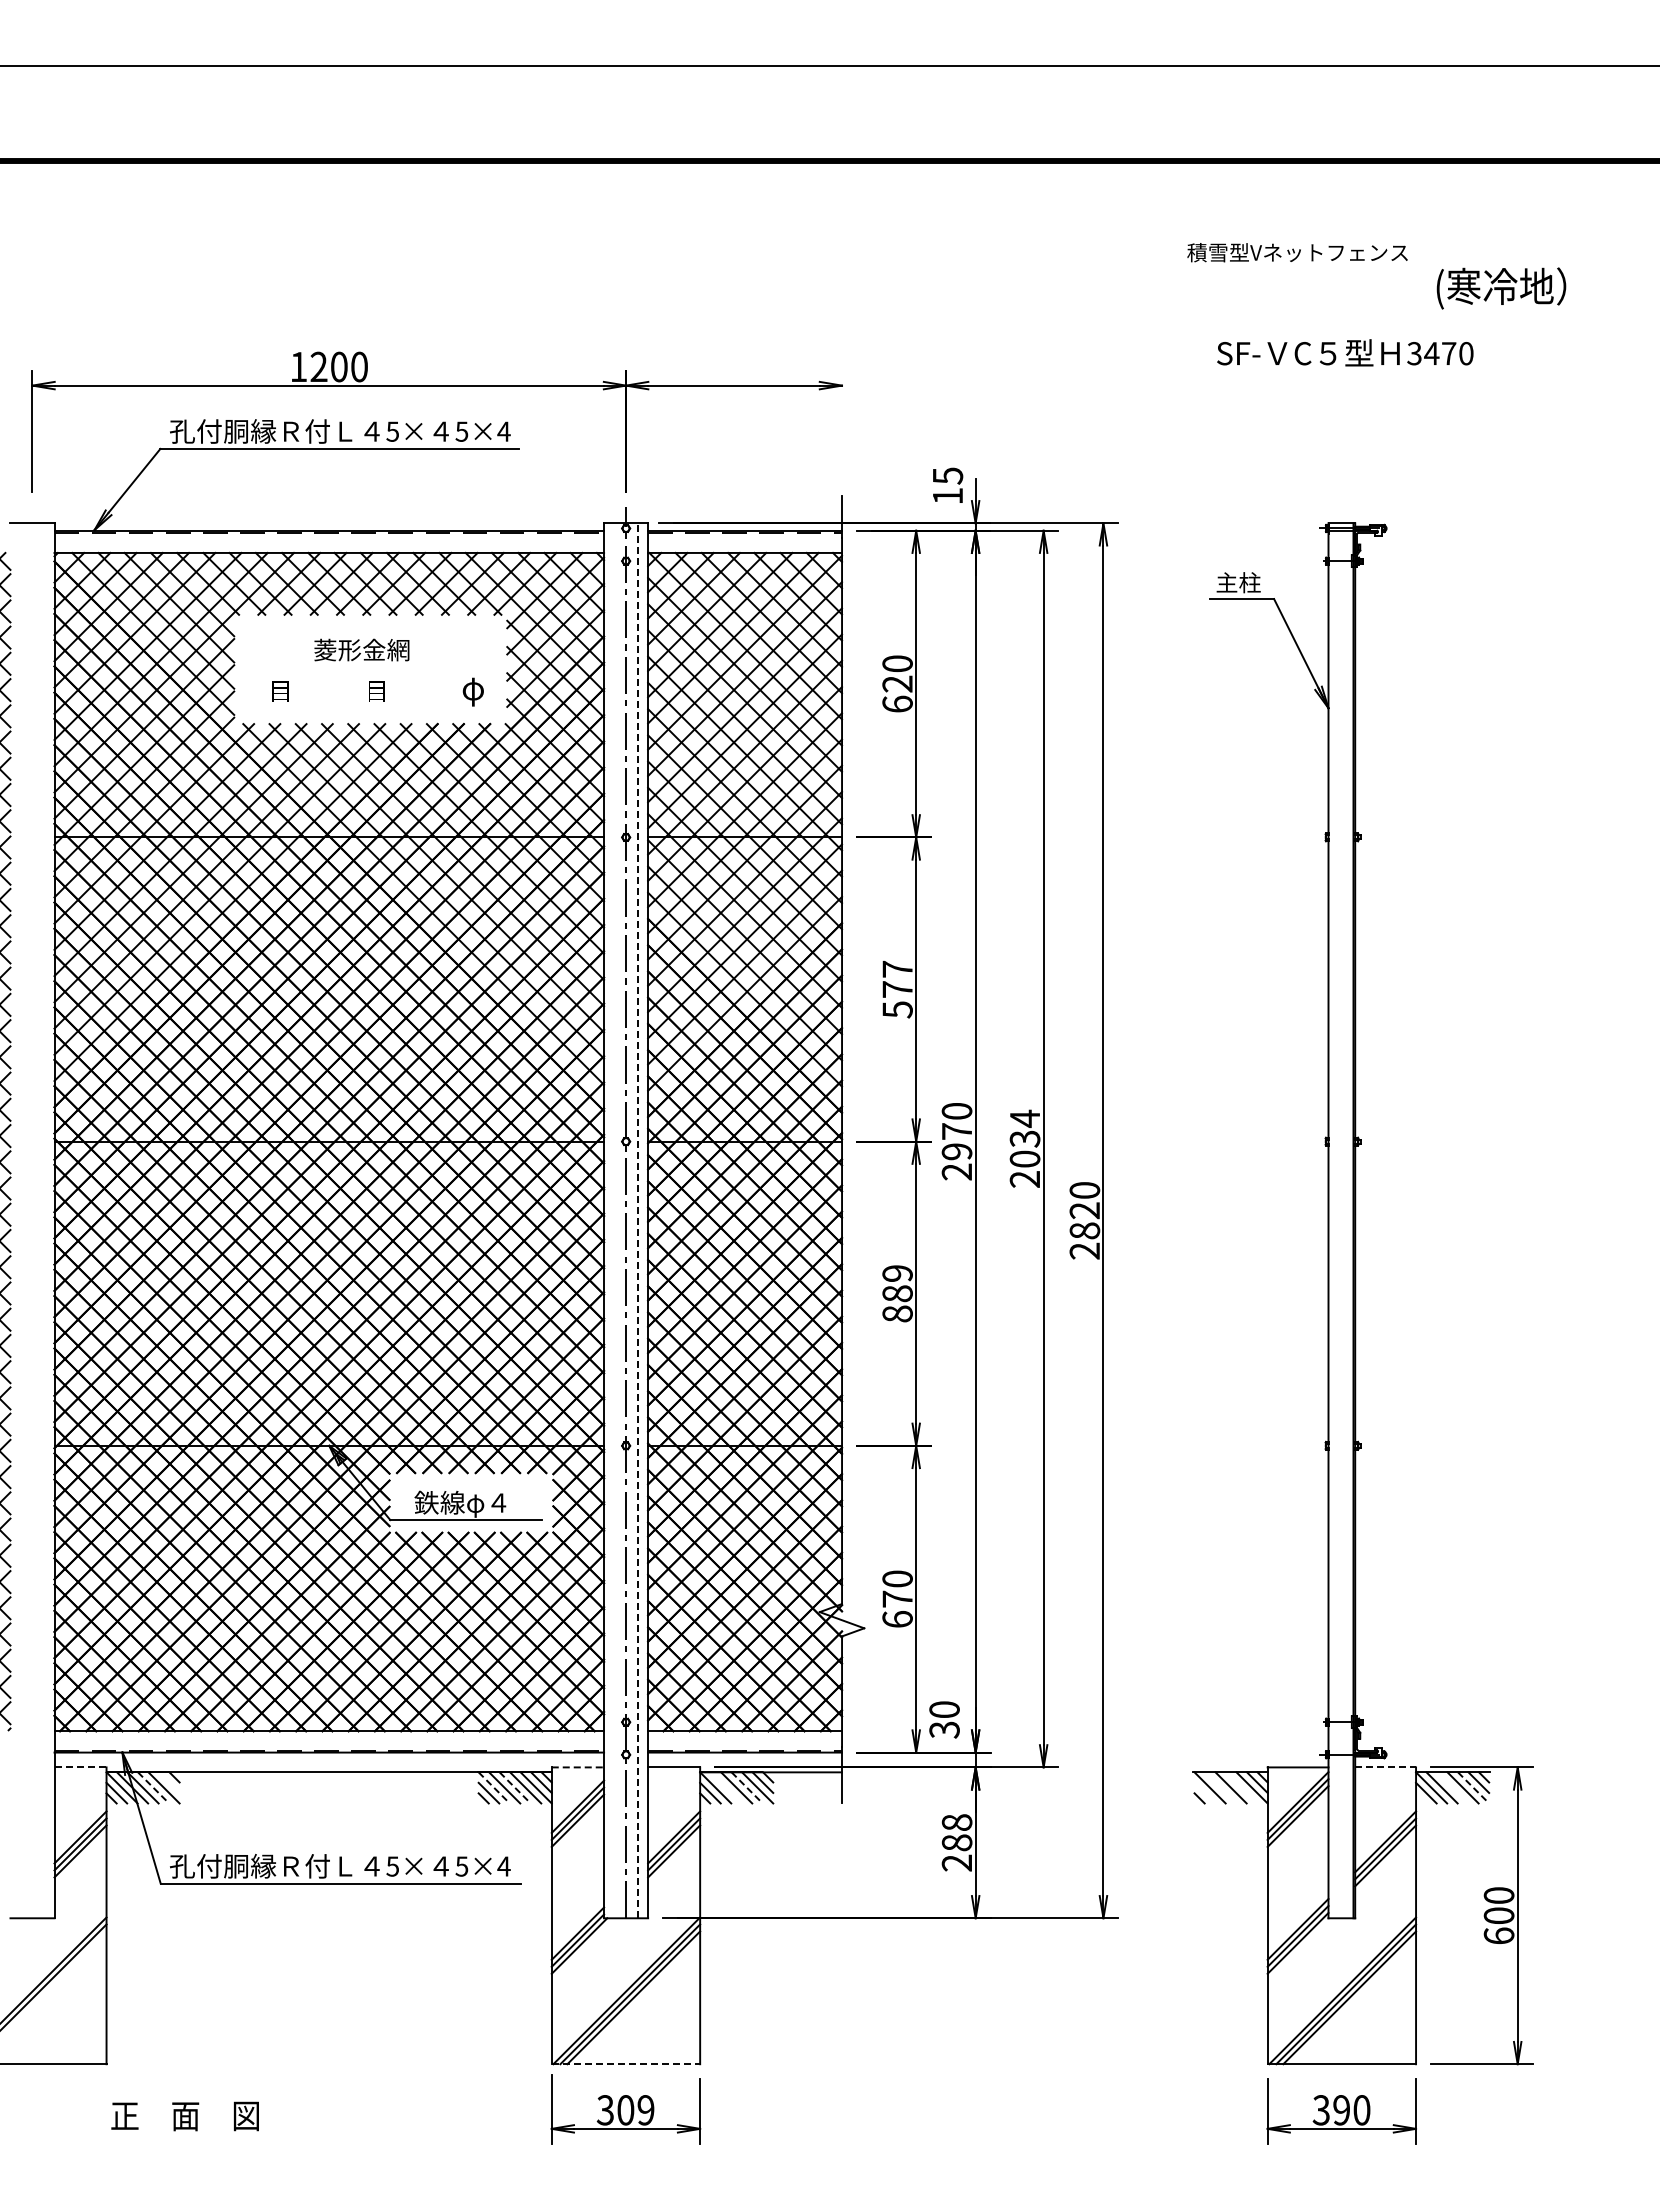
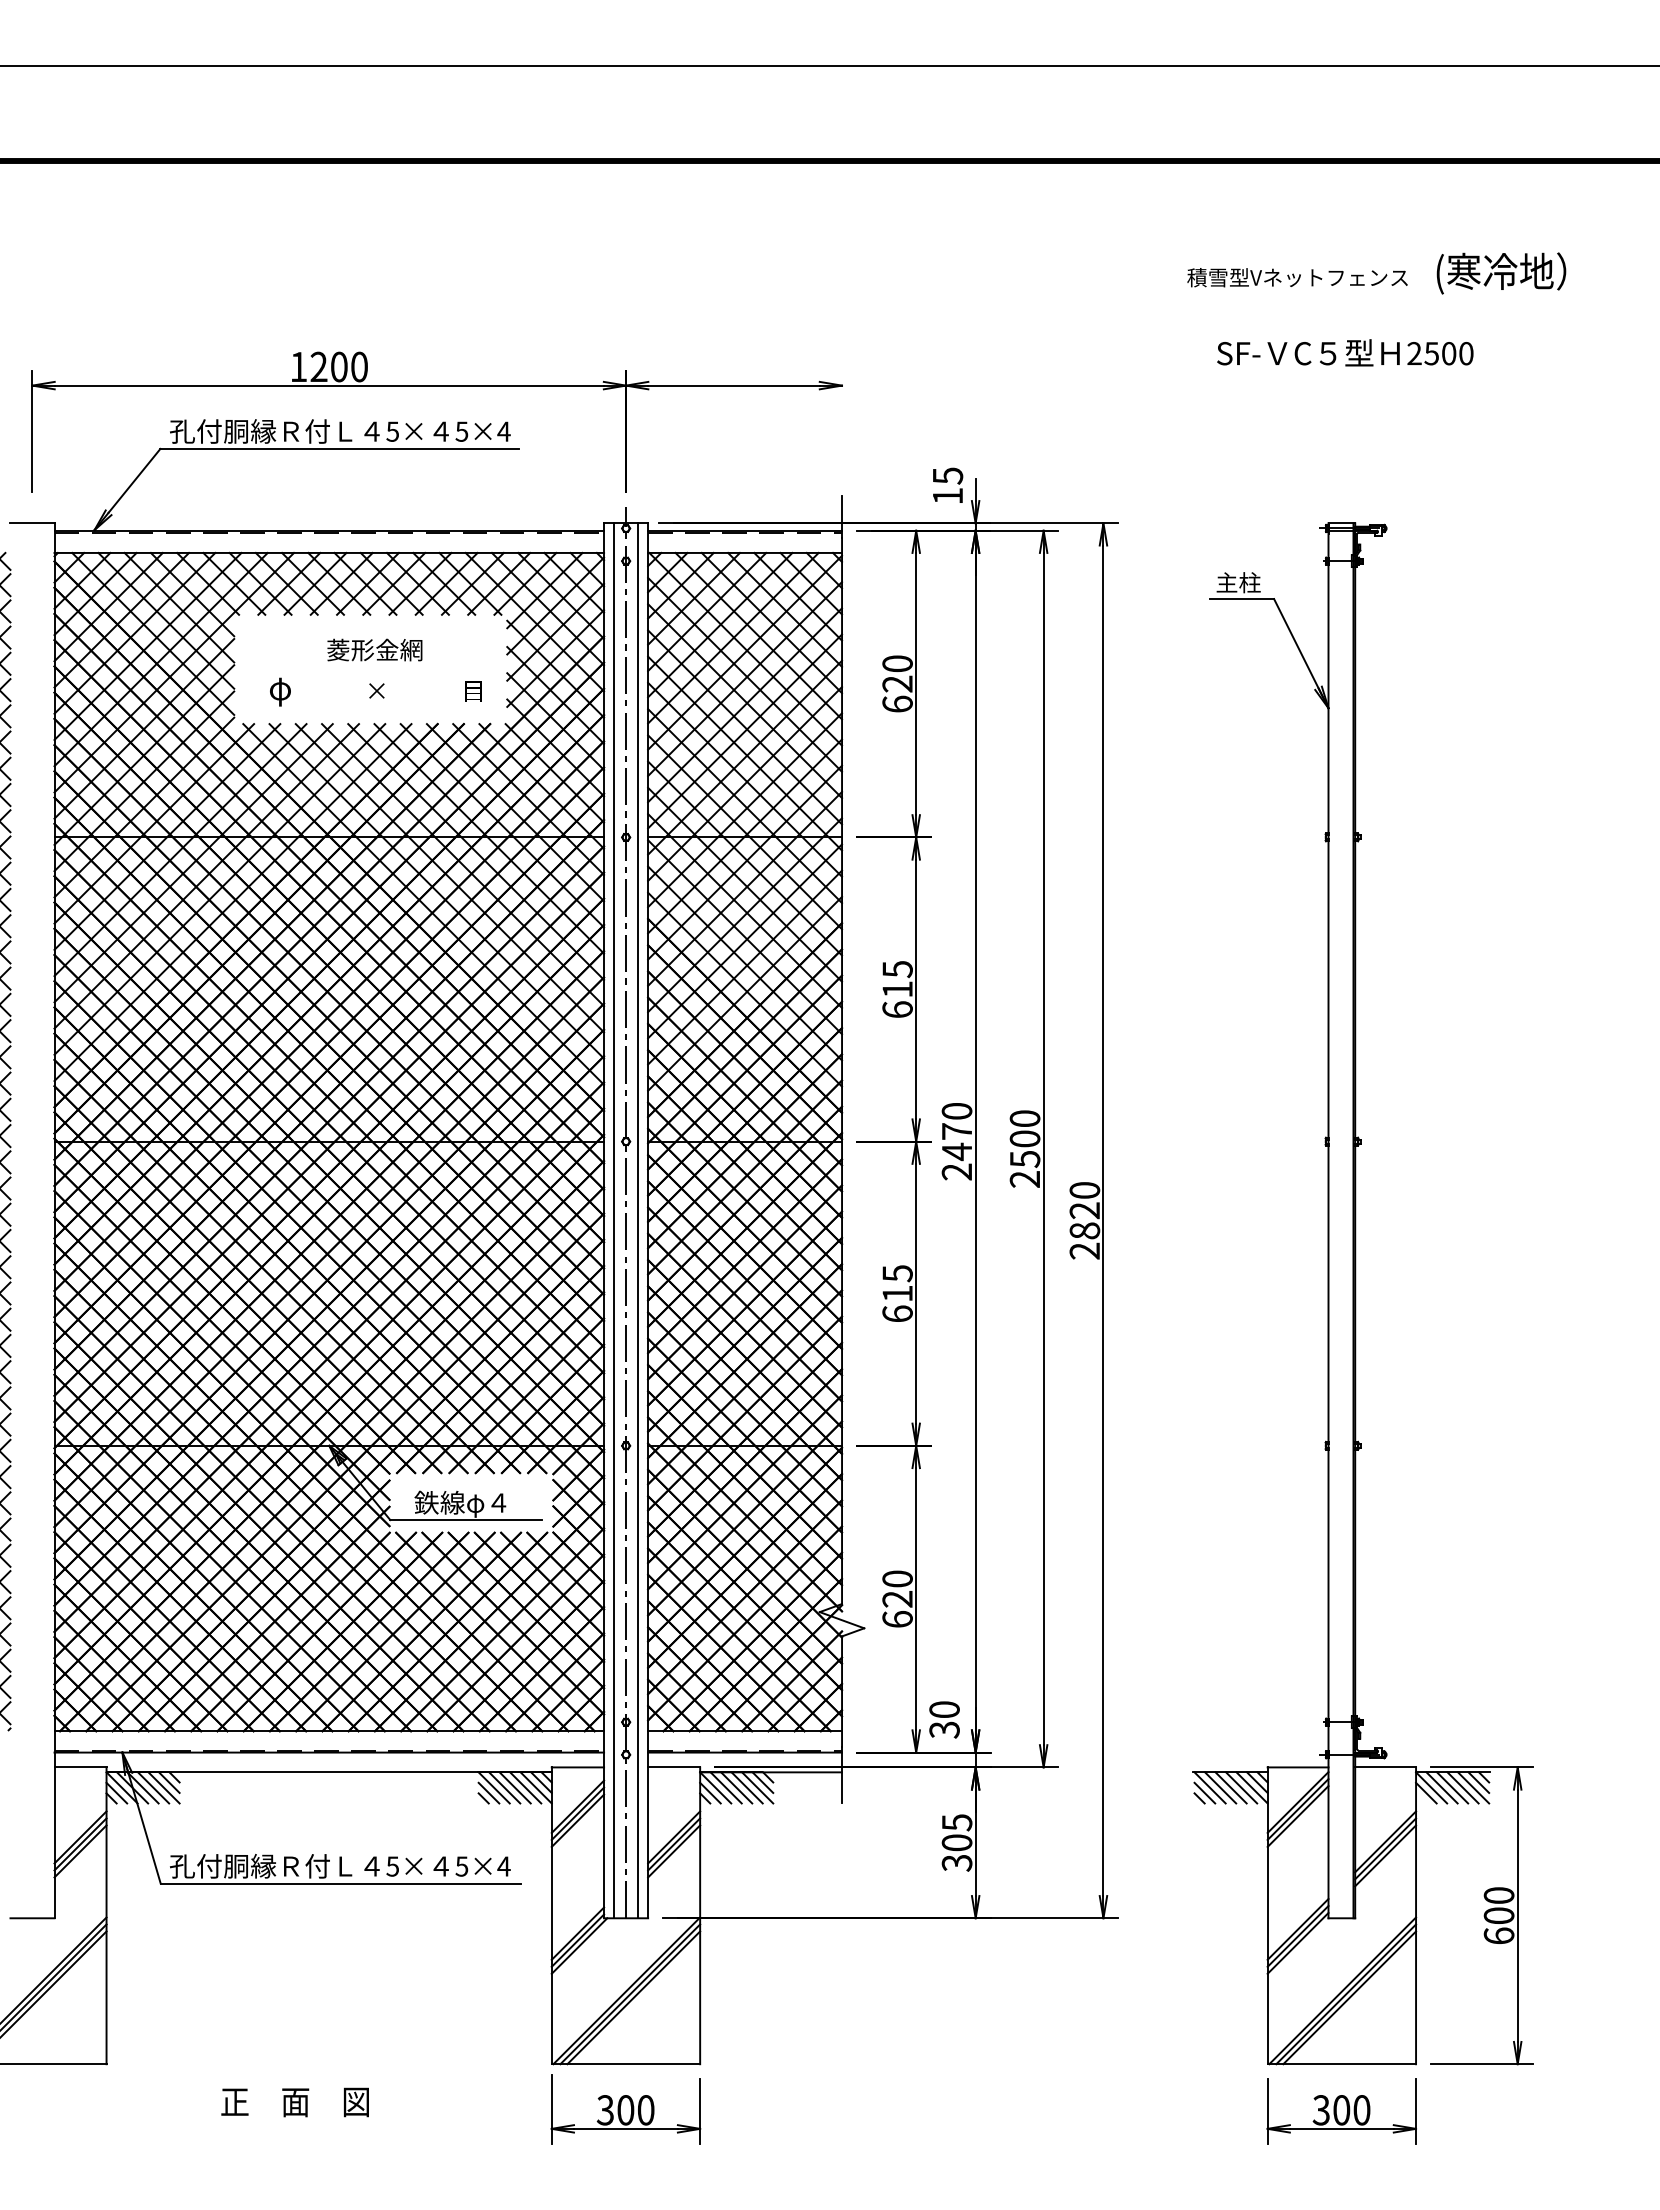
text position: (1297, 252) -> (1297, 277) (1297, 277)
text position: (1501, 288) -> (1501, 273) (1501, 273)
text: 3470 -> 2500 (1431, 353)
text position: (361, 649) -> (374, 649) (374, 649)
text: 目 -> φ (280, 691)
text: 目 -> × (376, 691)
text: φ -> 目 (472, 691)
text: 577 -> 615 (897, 989)
text: 2034 -> 2500 (1024, 1138)
text: 2970 -> 2470 (956, 1151)
line: none -> present (613, 1220)
line: dashed -> solid (638, 1220)
text: 889 -> 615 (897, 1293)
text: 670 -> 620 (897, 1598)
line: dashed -> solid (81, 1767)
line: dashed -> solid (578, 1767)
line: dashed -> solid (1386, 1767)
line: none -> present (169, 1782)
line: dashed -> solid (153, 1787)
line: dashed -> solid (494, 1787)
line: dashed -> solid (515, 1787)
line: none -> present (725, 1787)
line: dashed -> solid (747, 1787)
line: none -> present (1220, 1787)
line: none -> present (1241, 1787)
line: none -> present (1452, 1787)
line: dashed -> solid (1473, 1787)
line: none -> present (1204, 1792)
text: 288 -> 305 (956, 1842)
line: none -> present (54, 1983)
line: dashed -> solid (626, 2064)
text: 309 -> 300 (645, 2110)
text: 390 -> 300 (1341, 2110)
text position: (184, 2116) -> (294, 2102) (294, 2102)
